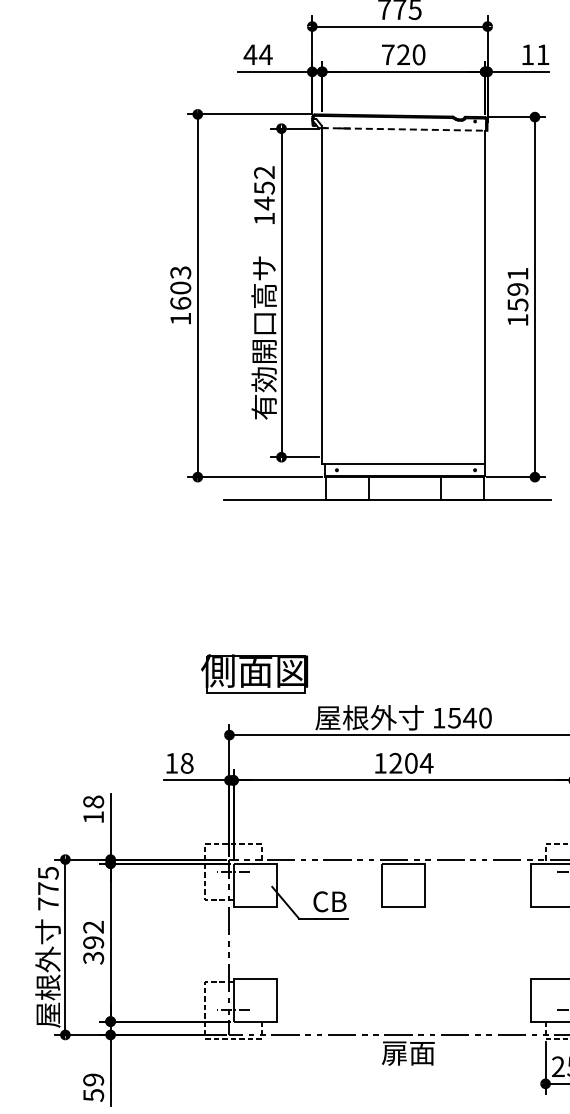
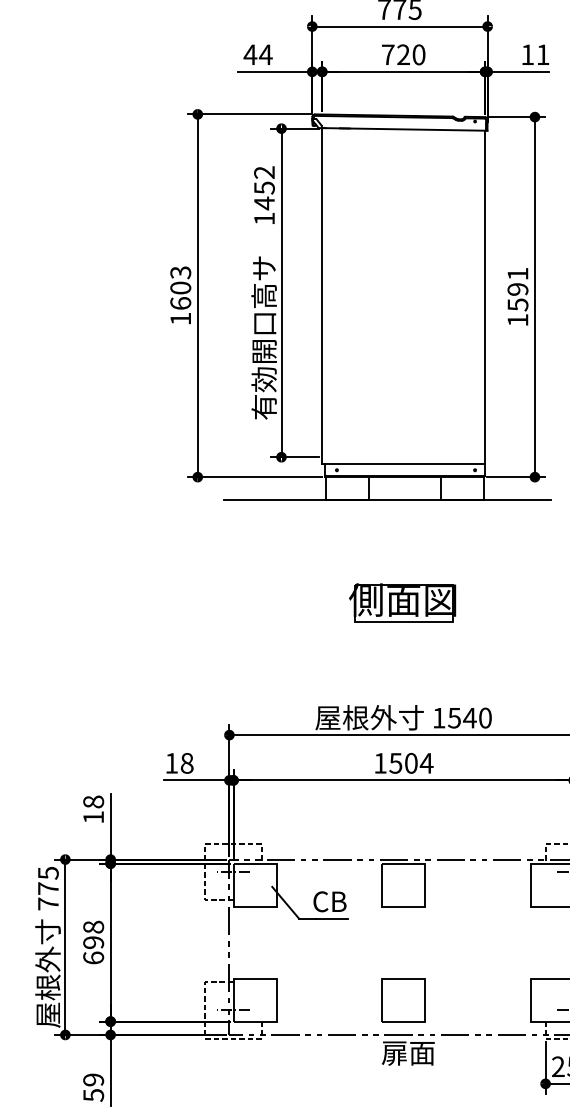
line: dashed -> solid (404, 129)
part position: (254, 673) -> (402, 602) (402, 602)
text: 1204 -> 1504 (395, 762)
text: 392 -> 698 (93, 942)
part: none -> present (403, 1000)
